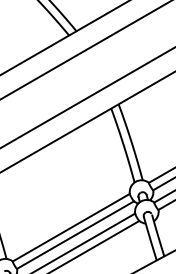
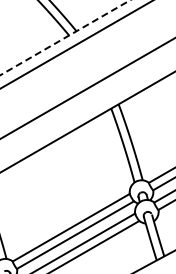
line: solid -> dashed (65, 37)
line position: (85, 50) -> (75, 44) (75, 44)
line position: (87, 97) -> (87, 88) (87, 88)
